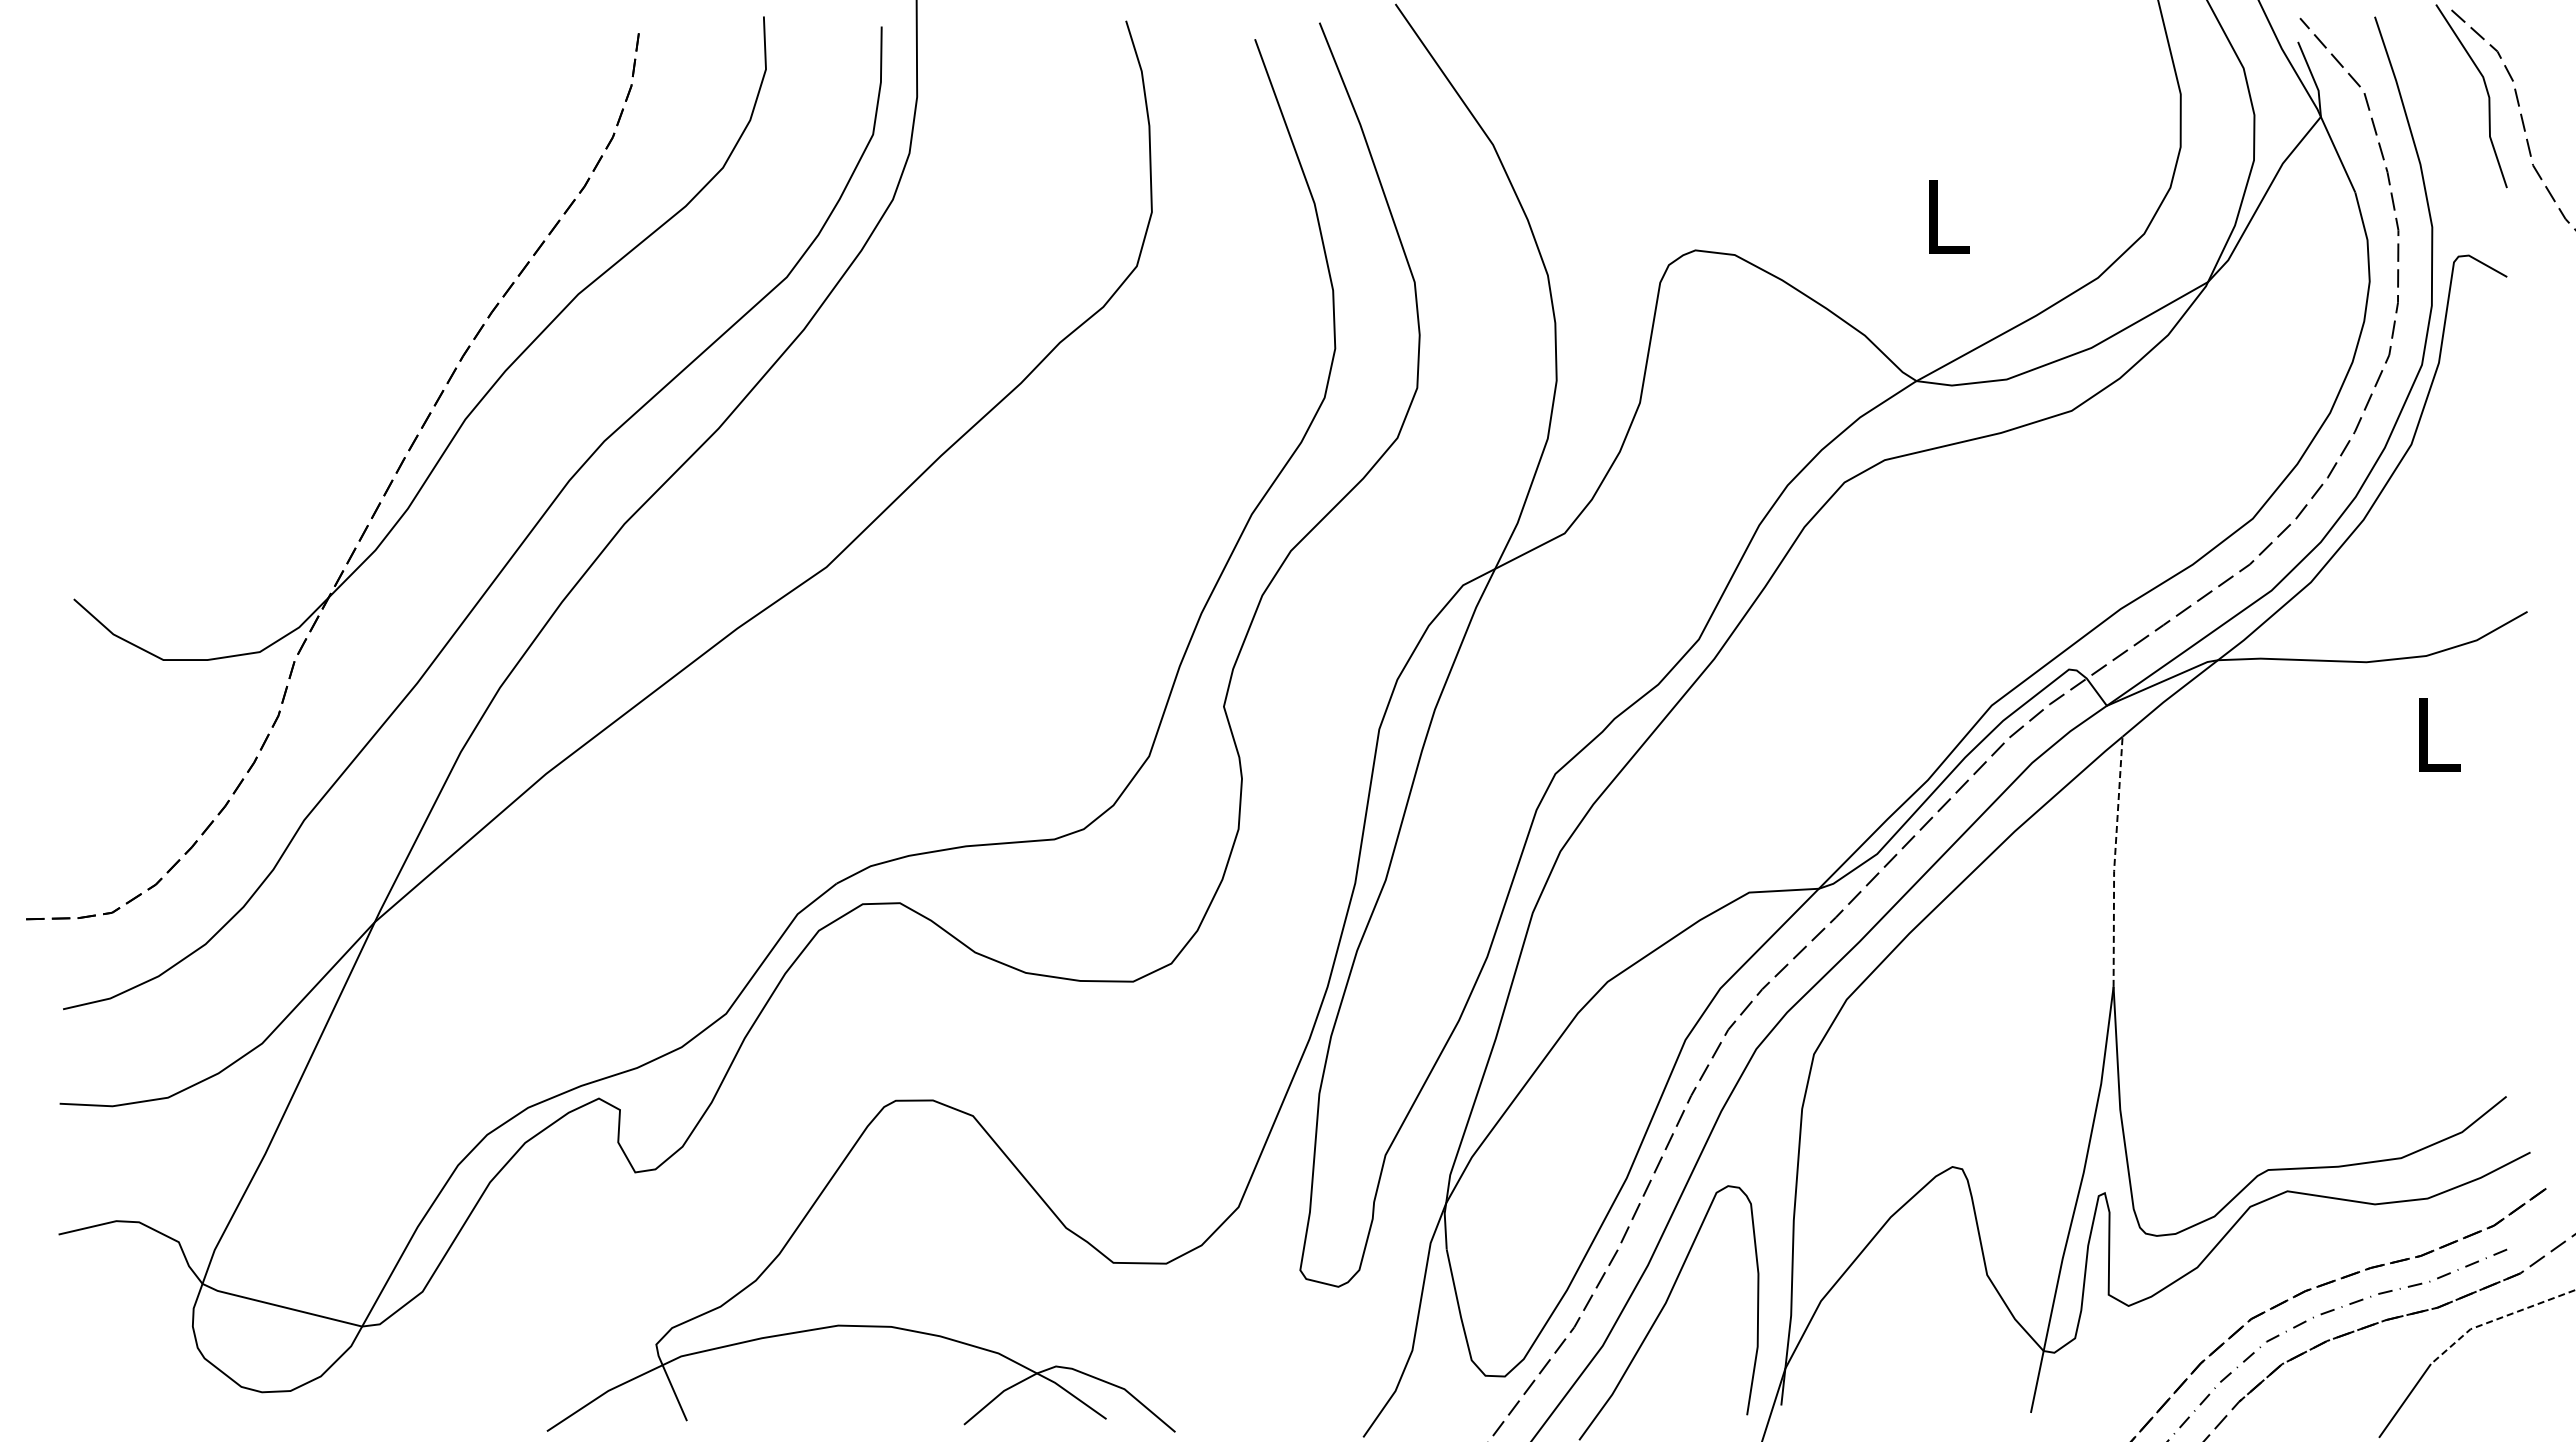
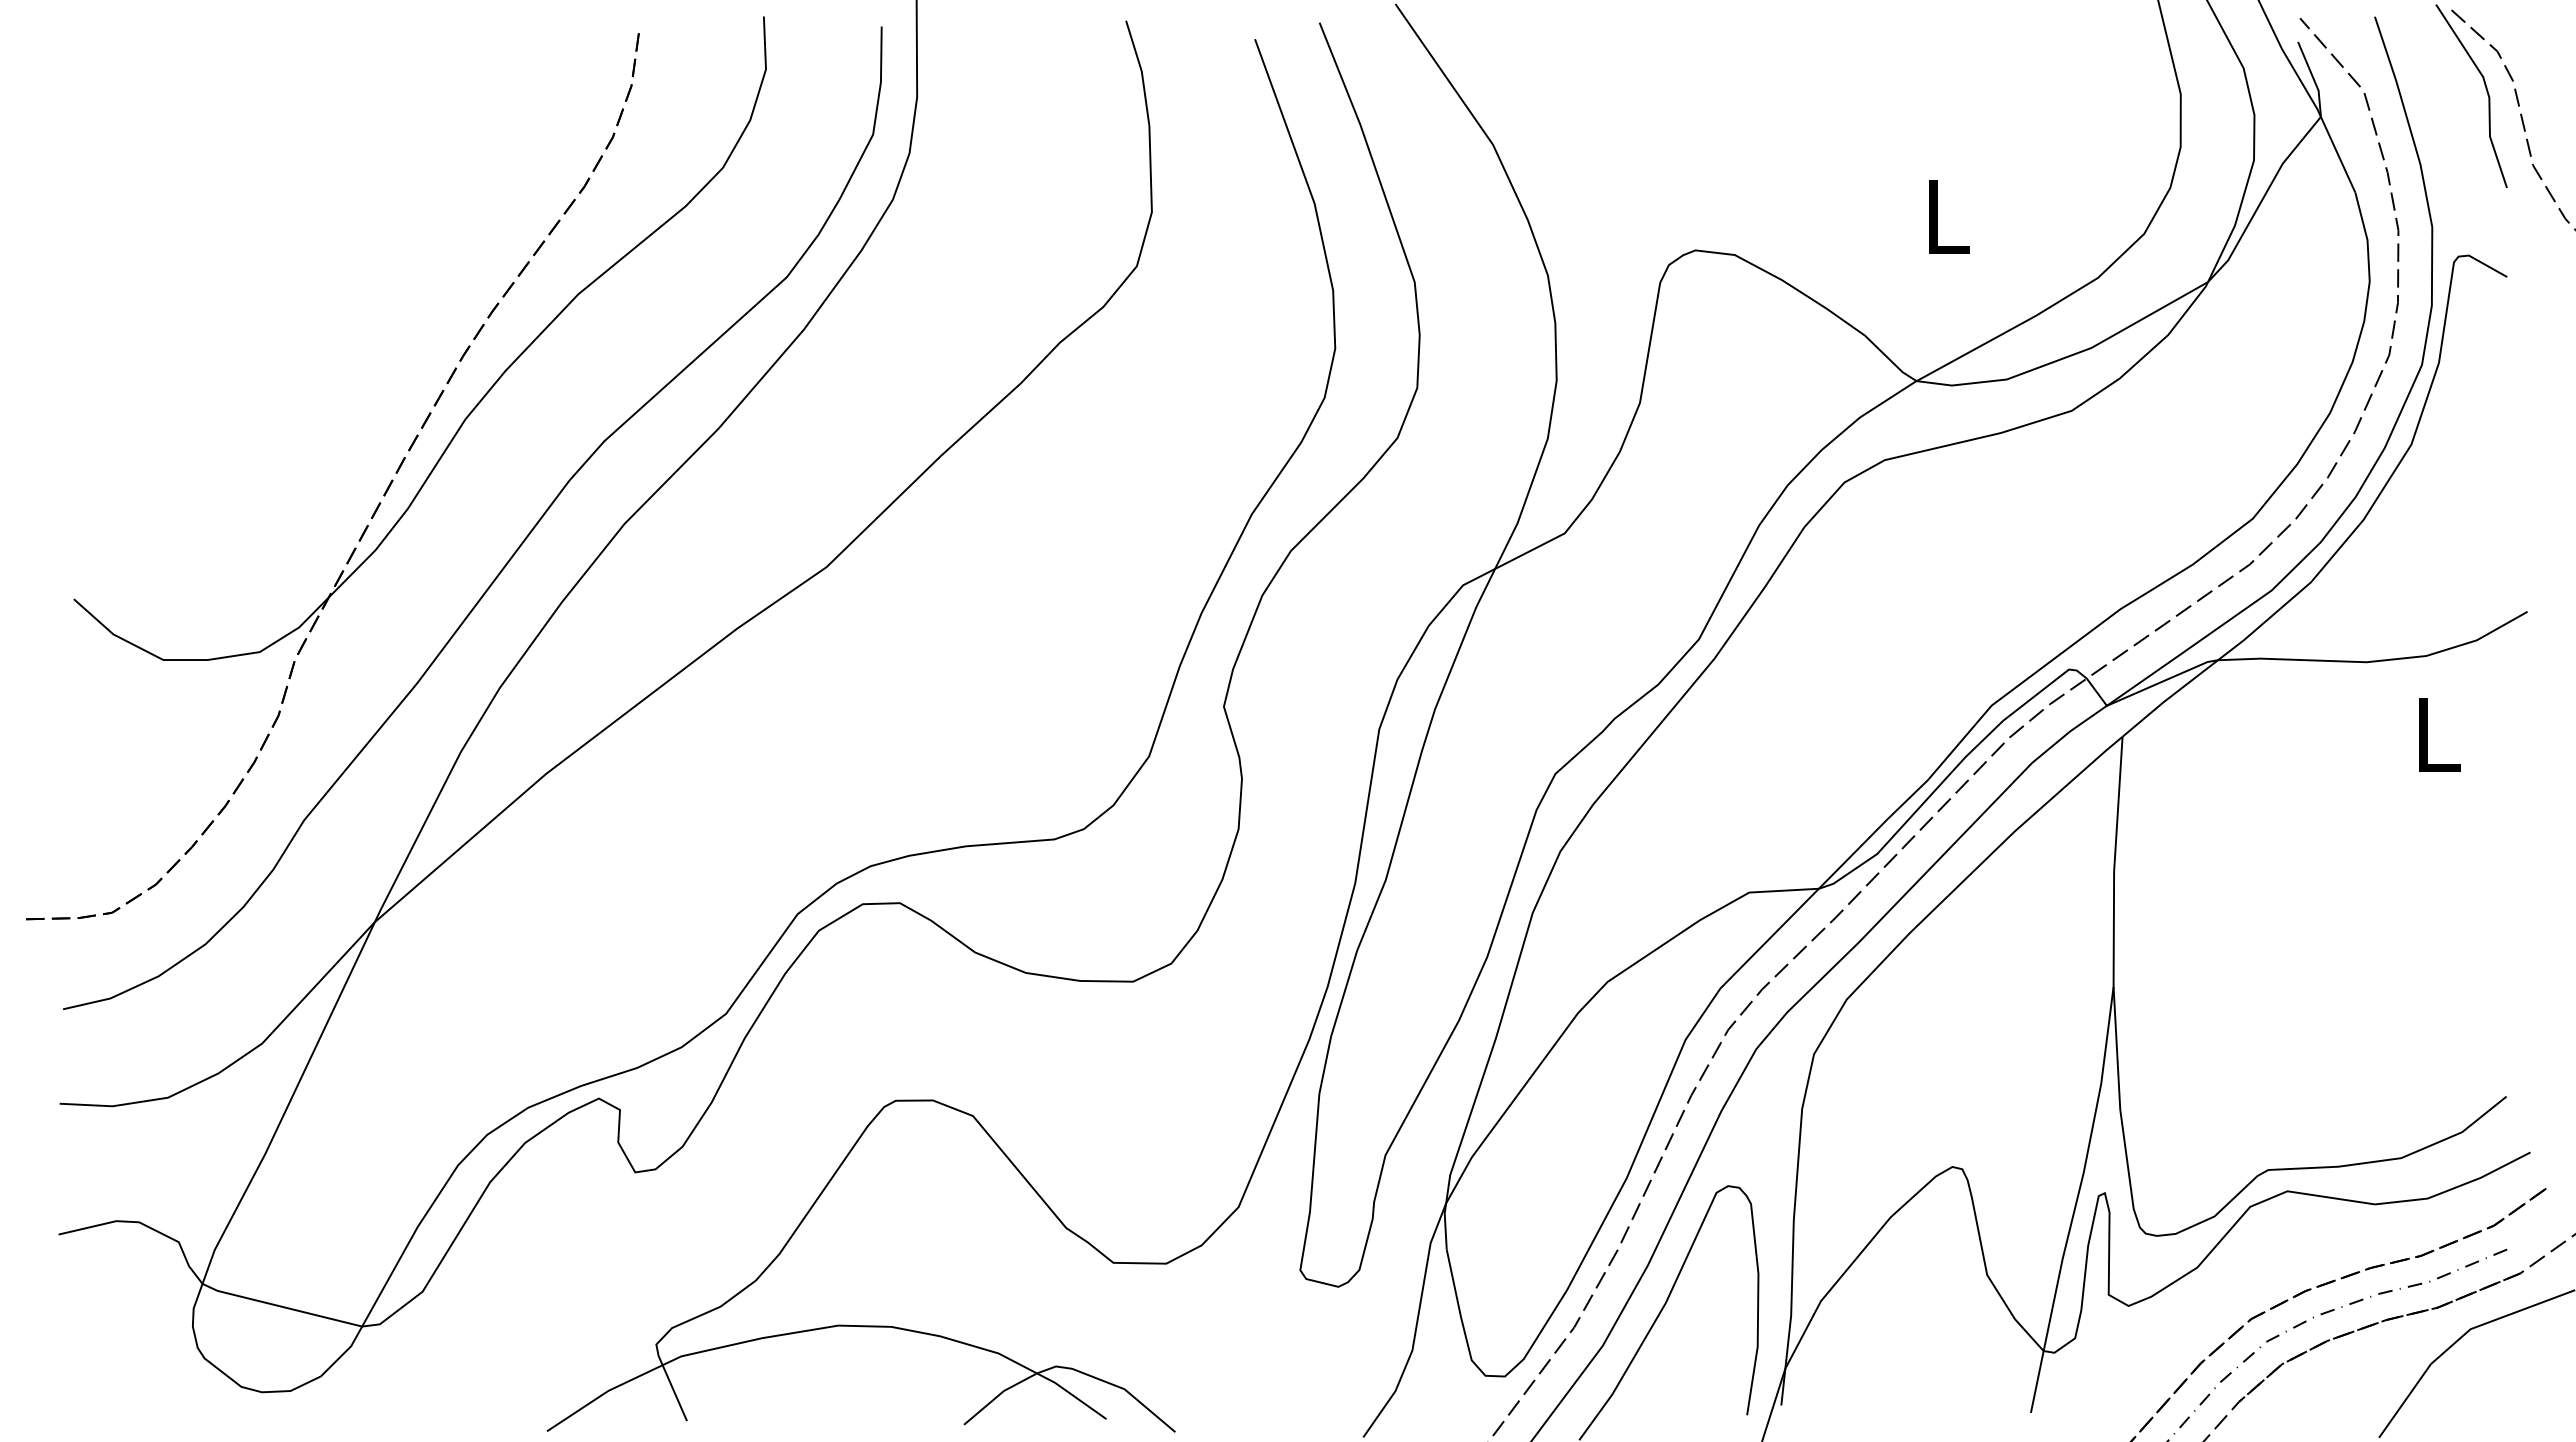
line: dashed -> solid (2114, 861)
line: dashed -> solid (2497, 1319)
